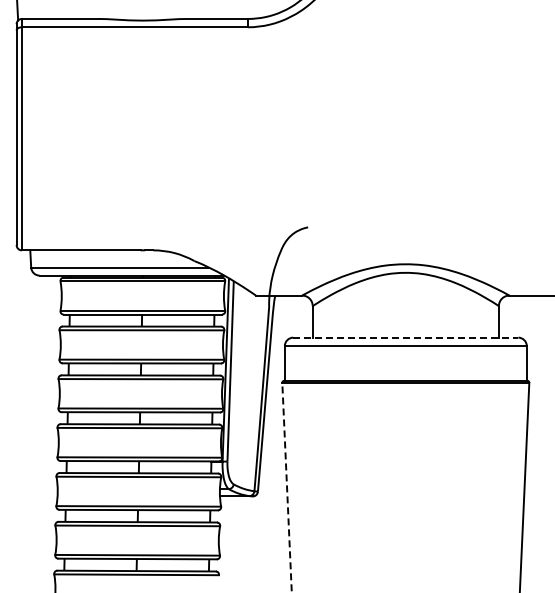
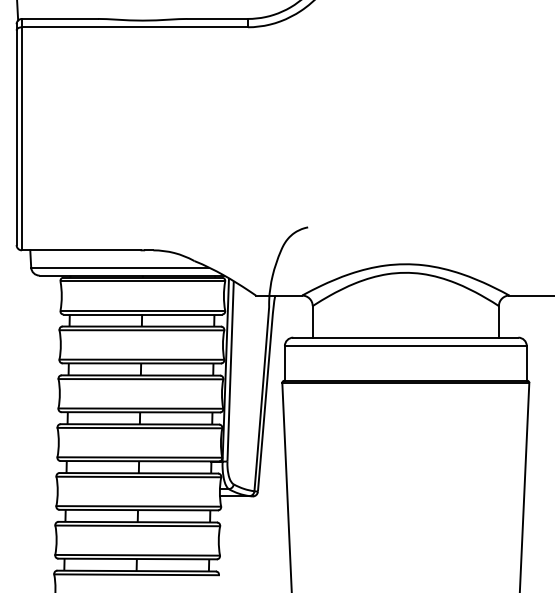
line: dashed -> solid (405, 337)
line: dashed -> solid (287, 487)
